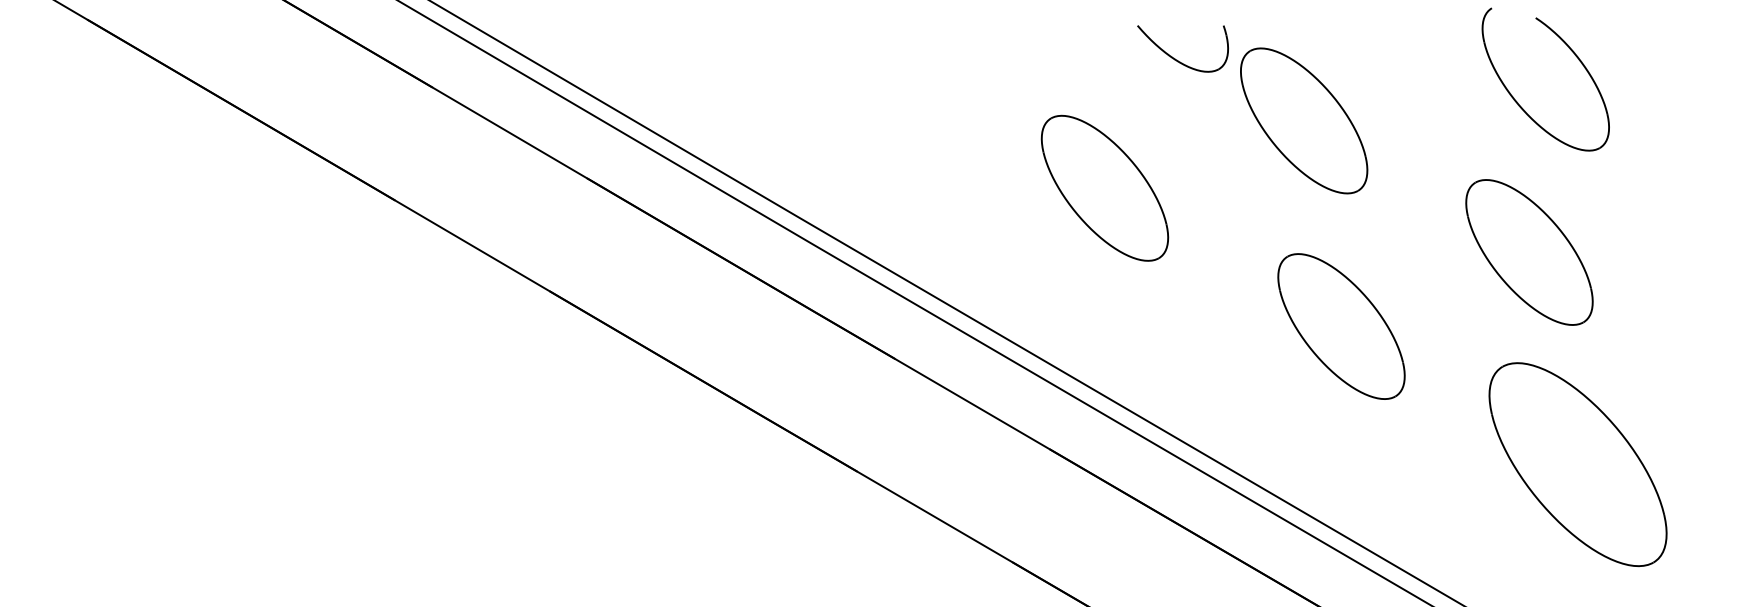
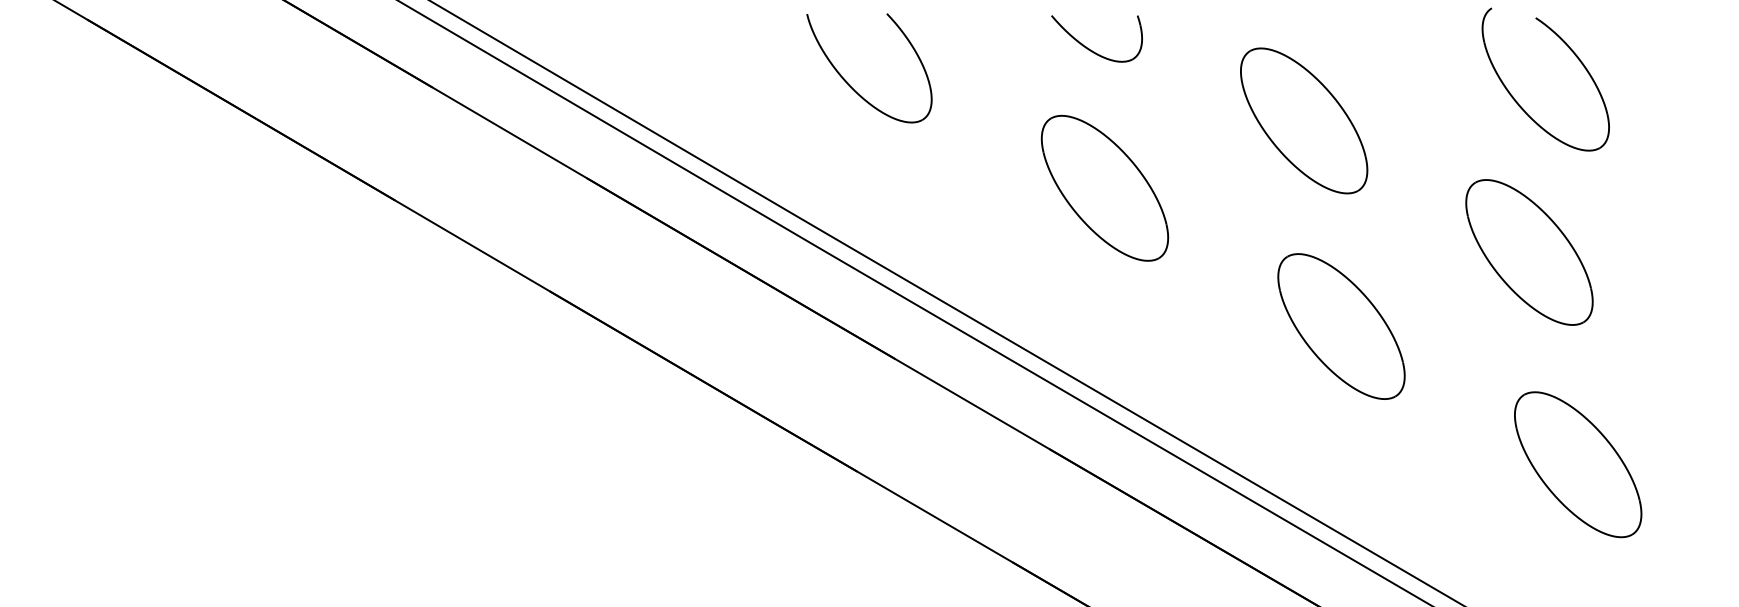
part position: (1175, 58) -> (1089, 48) (1089, 48)
part: none -> present (848, 82)
part size: 180x205 px -> 129x148 px (1578, 464)
